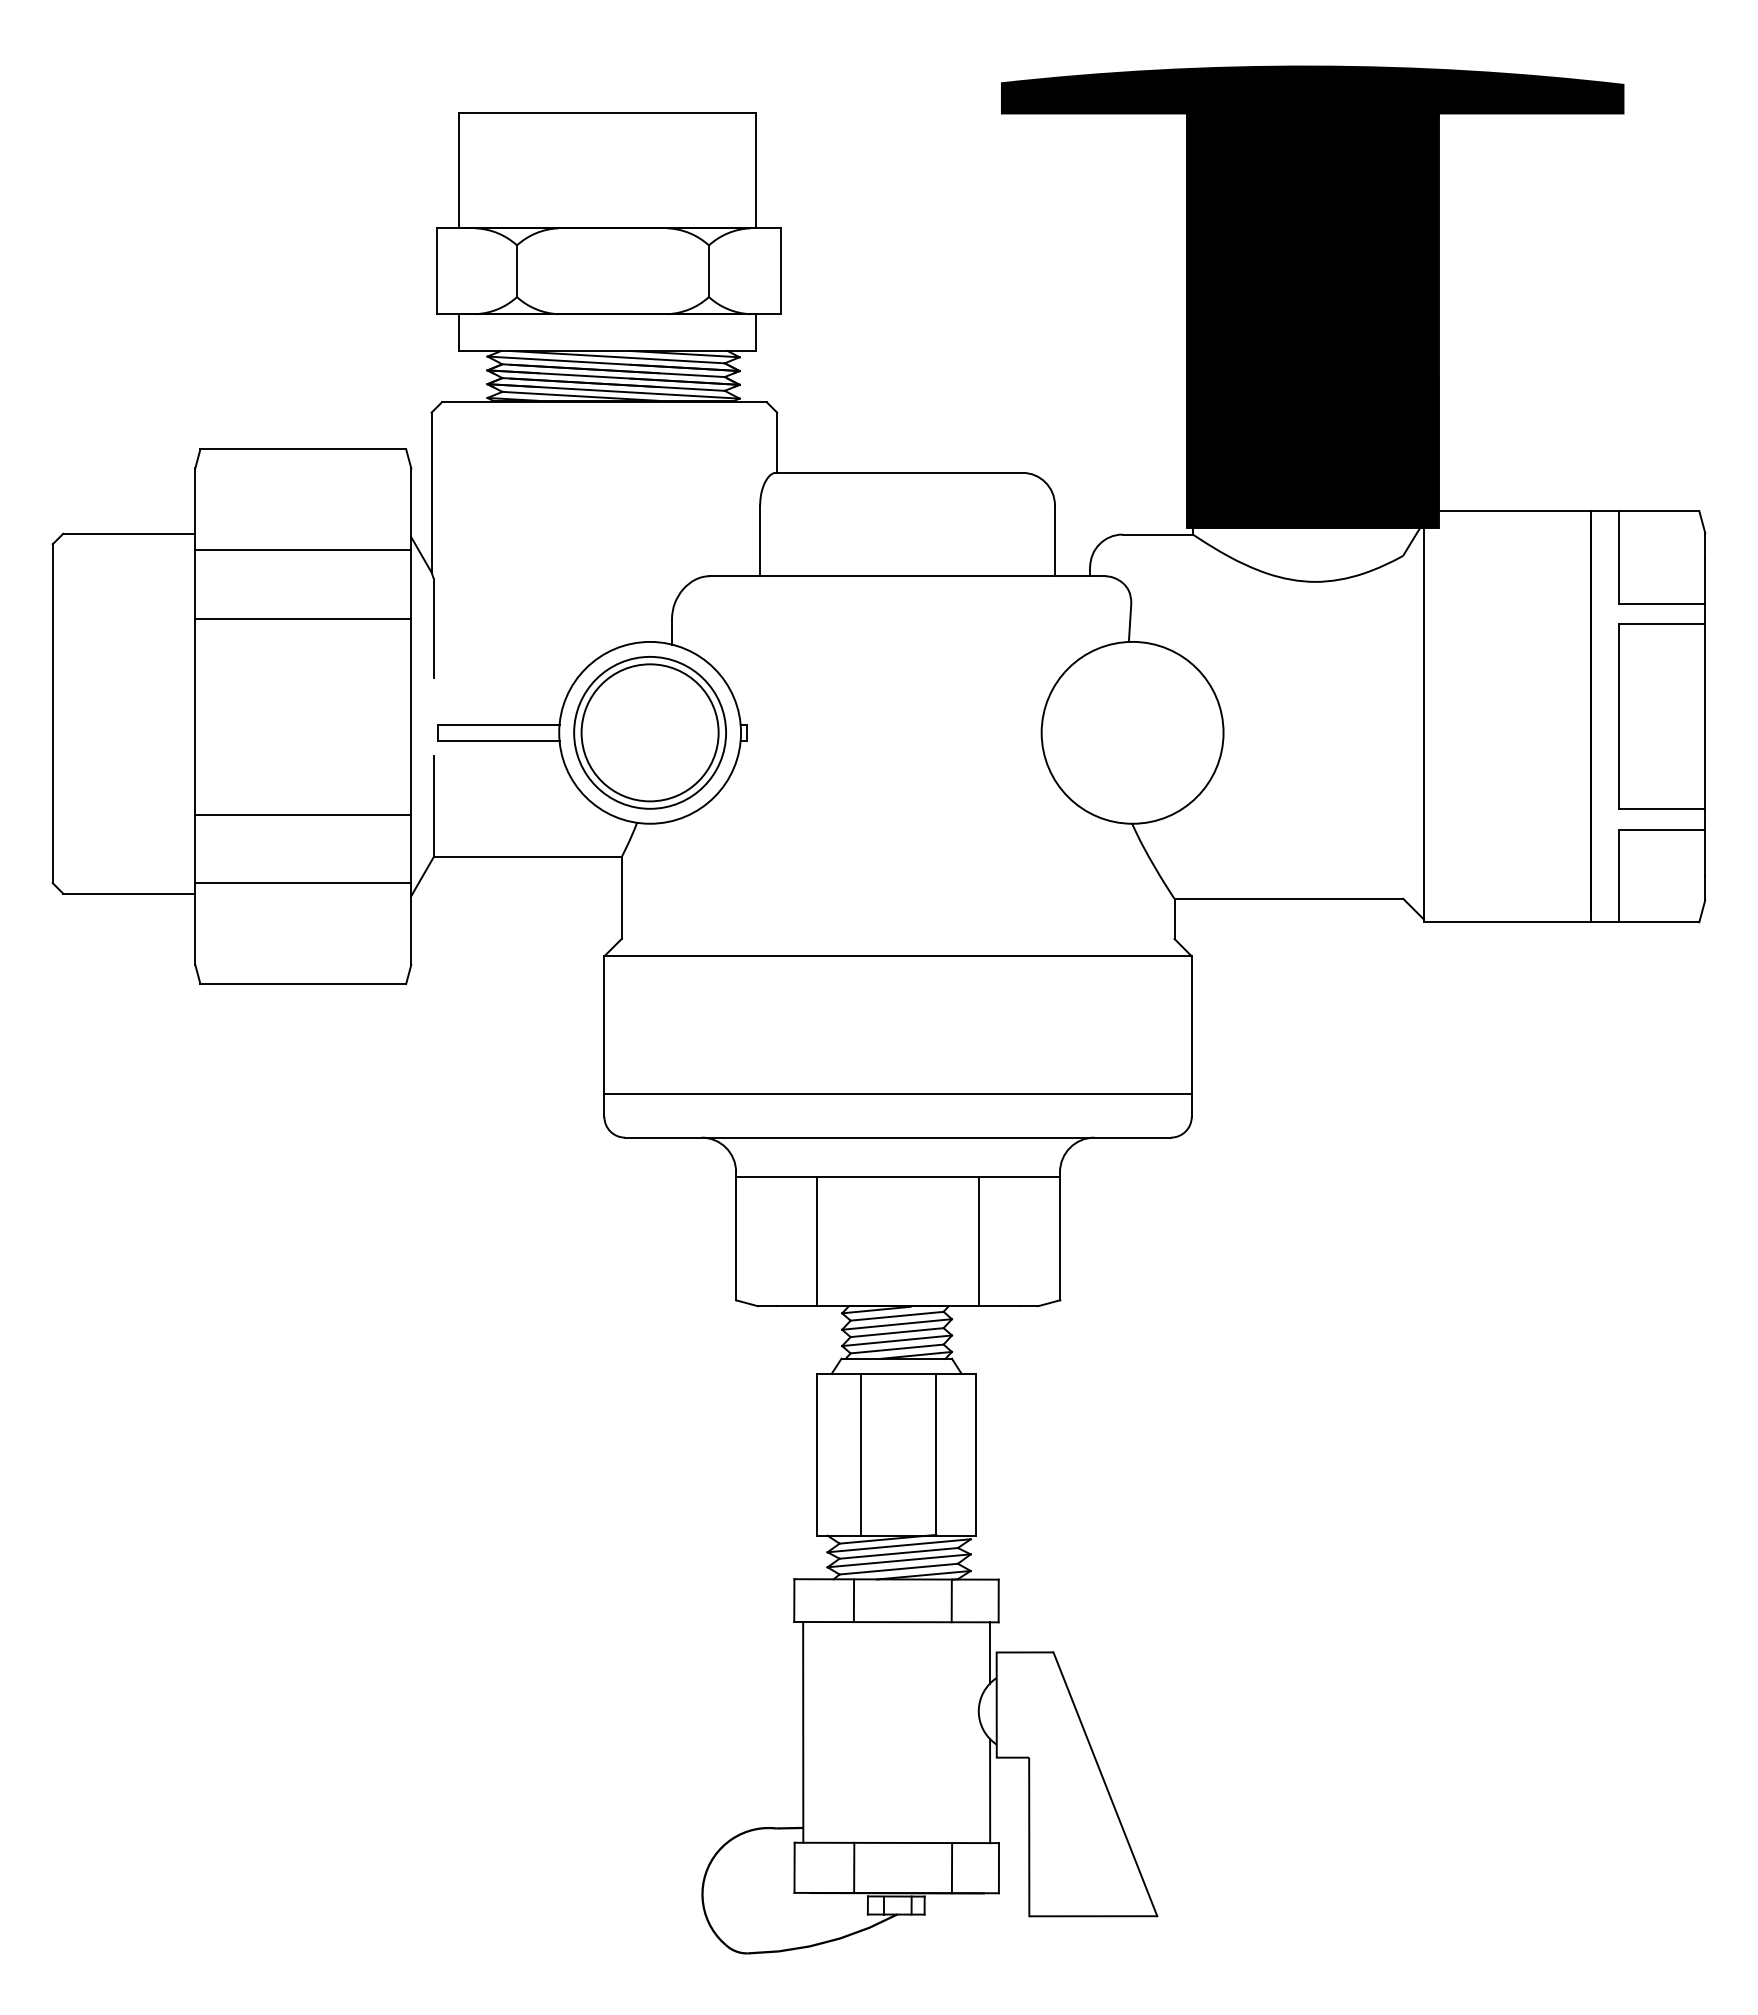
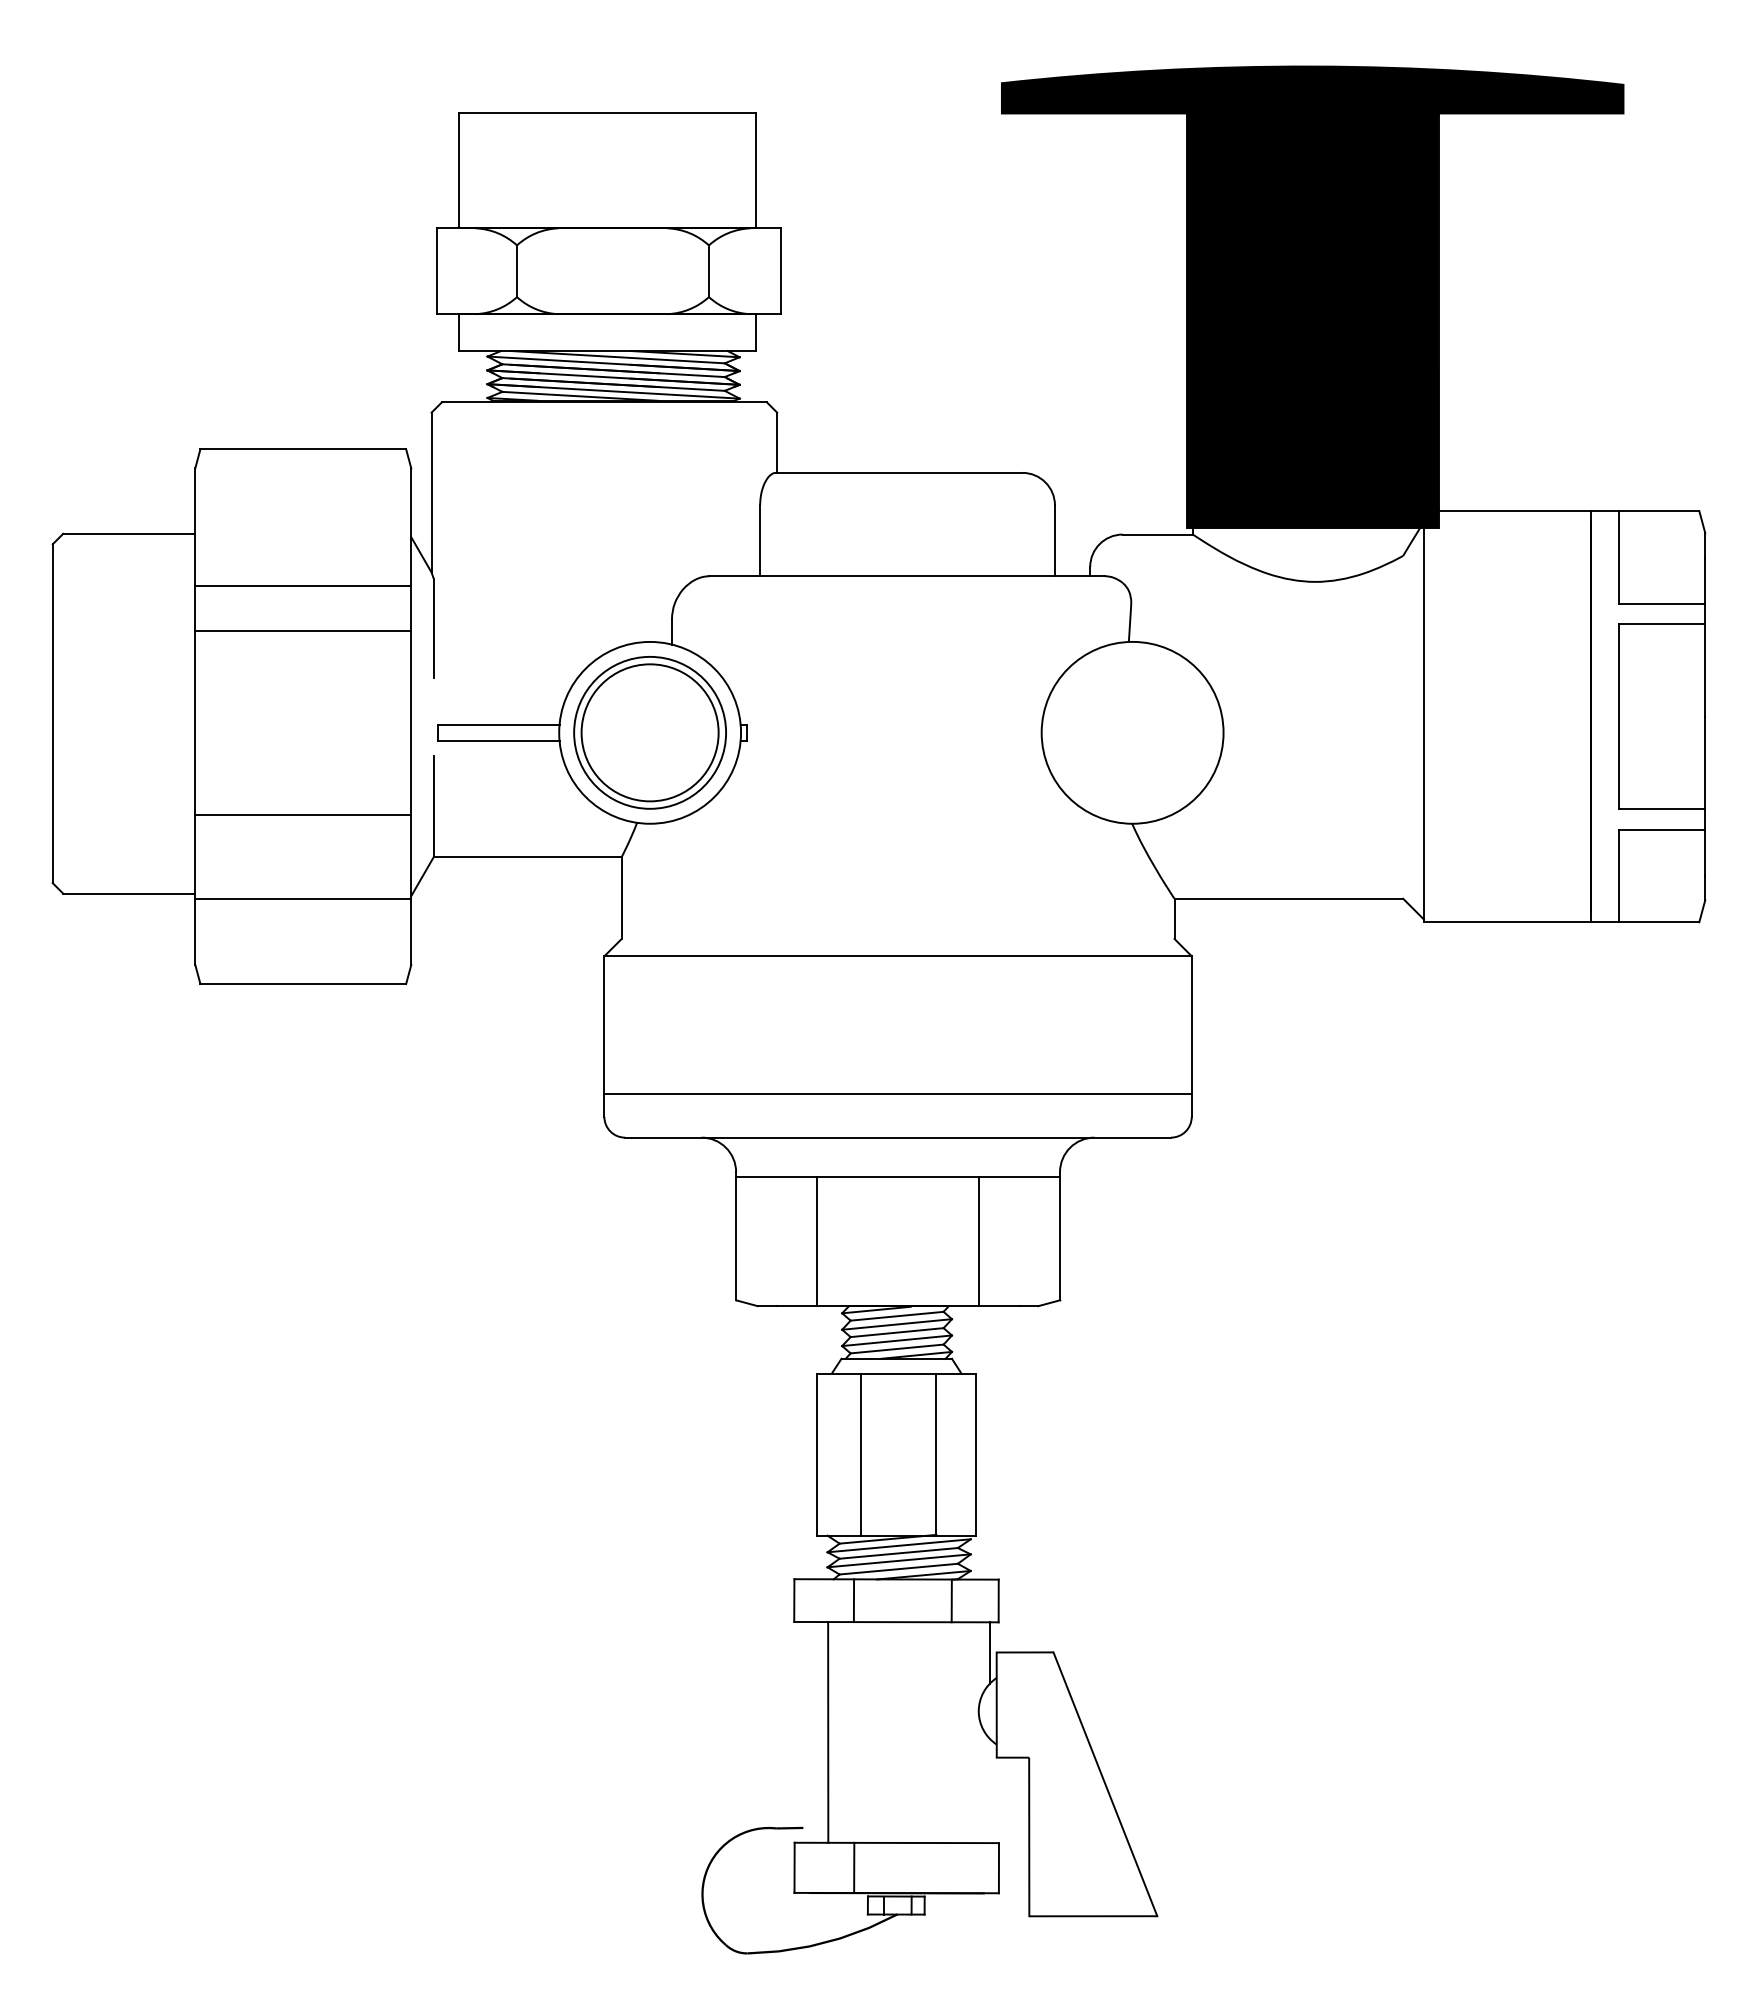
line position: (303, 550) -> (303, 586) (303, 586)
line position: (303, 618) -> (303, 630) (303, 630)
line position: (303, 883) -> (303, 899) (303, 899)
line position: (803, 1731) -> (828, 1731) (828, 1731)
line: present -> none (990, 1791)
line: present -> none (951, 1868)
